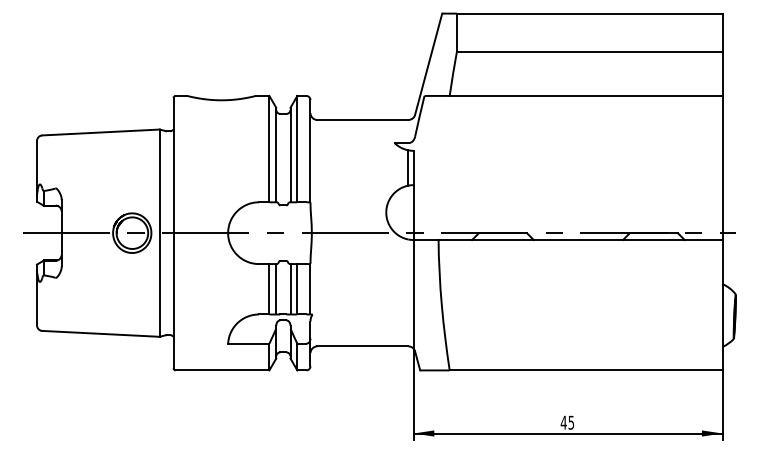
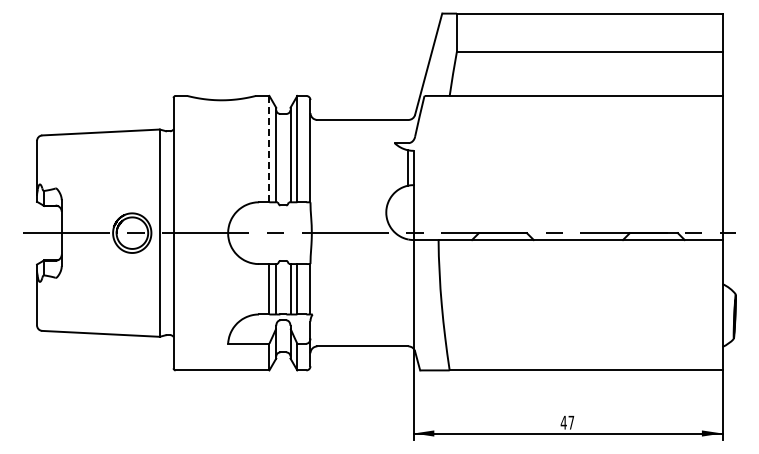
line: solid -> dashed (269, 148)
text: 45 -> 47 (571, 422)
